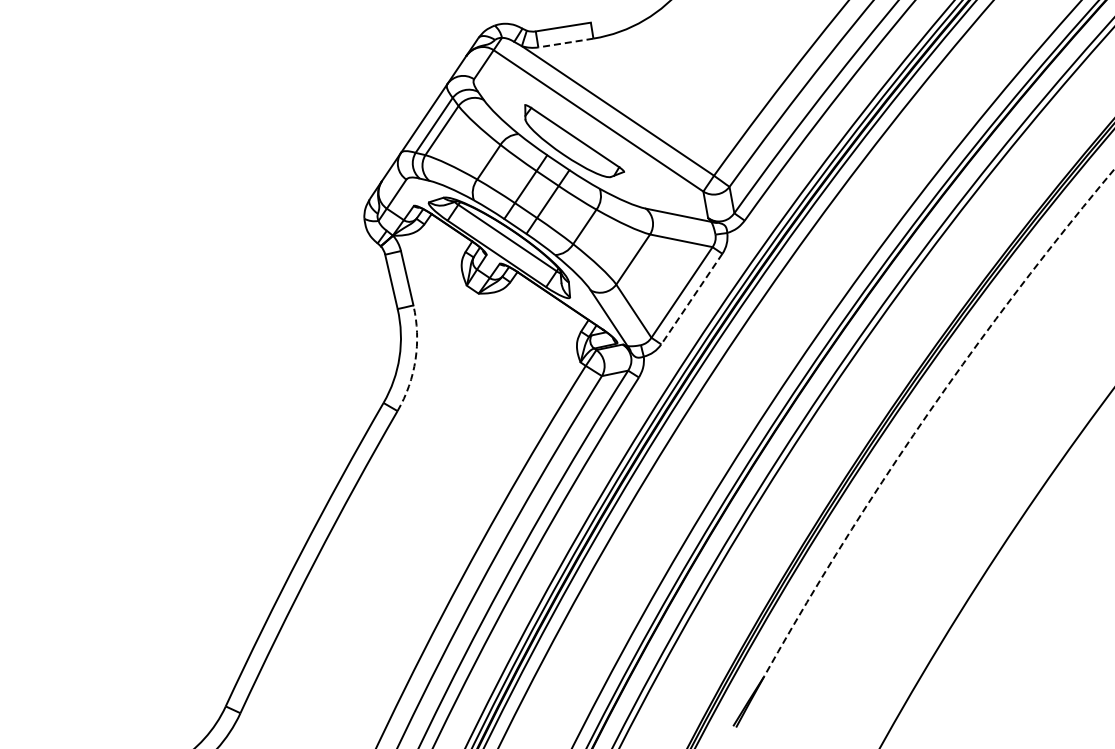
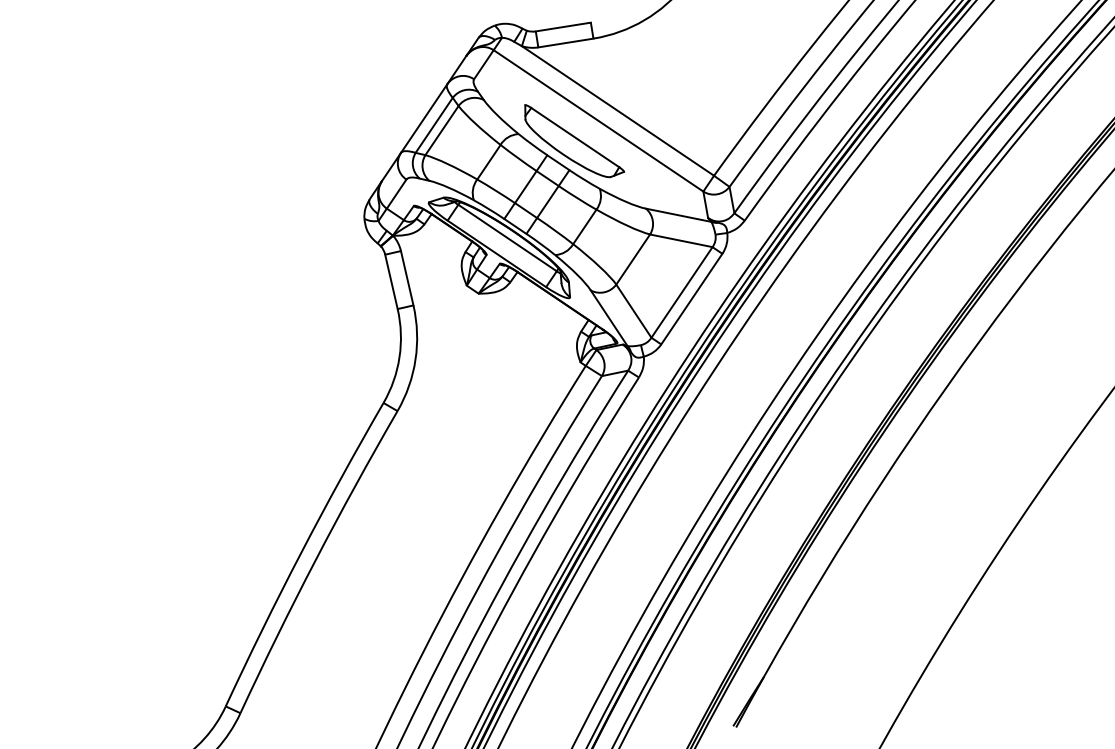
line: dashed -> solid (565, 43)
line: dashed -> solid (691, 299)
arc: dashed -> solid (415, 359)
arc: dashed -> solid (927, 414)
